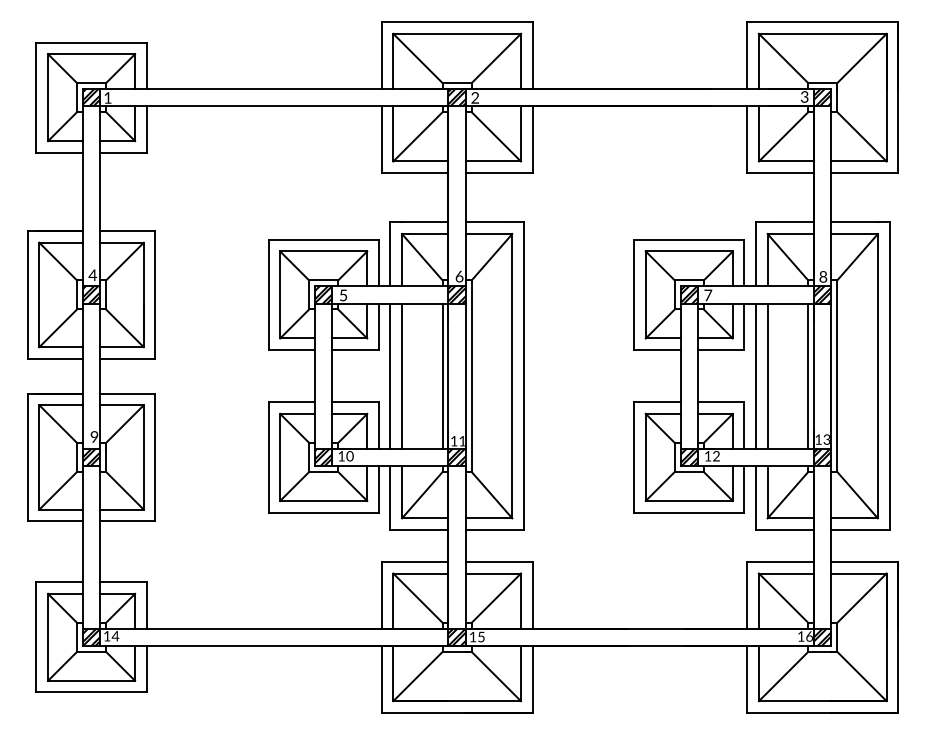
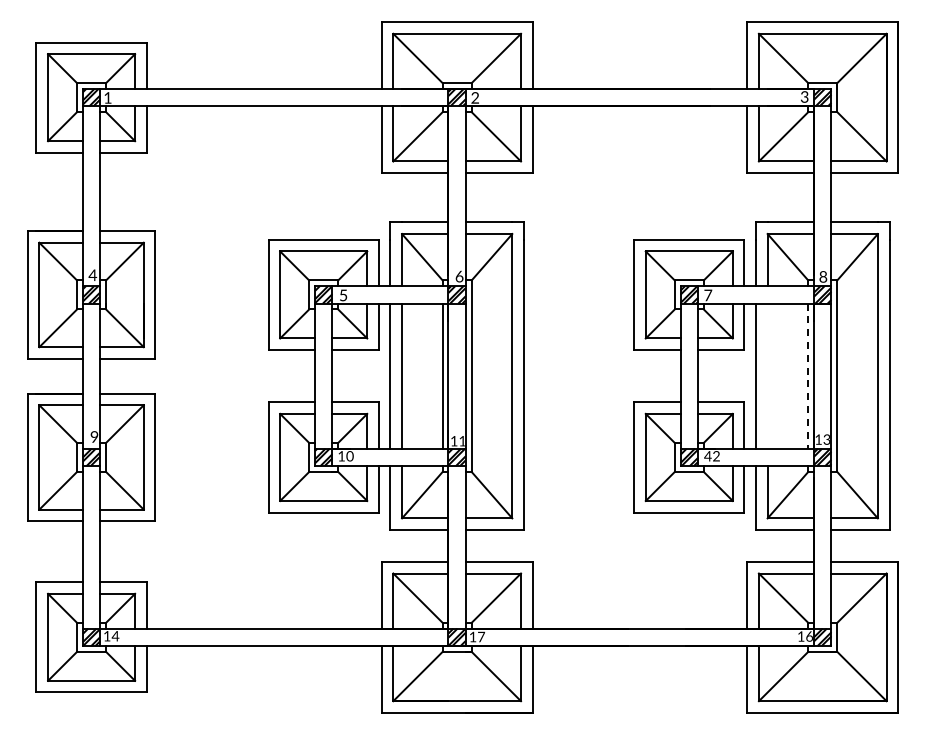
line: present -> none (767, 375)
line: solid -> dashed (808, 376)
text: 12 -> 42 (707, 456)
text: 15 -> 17 (481, 636)
